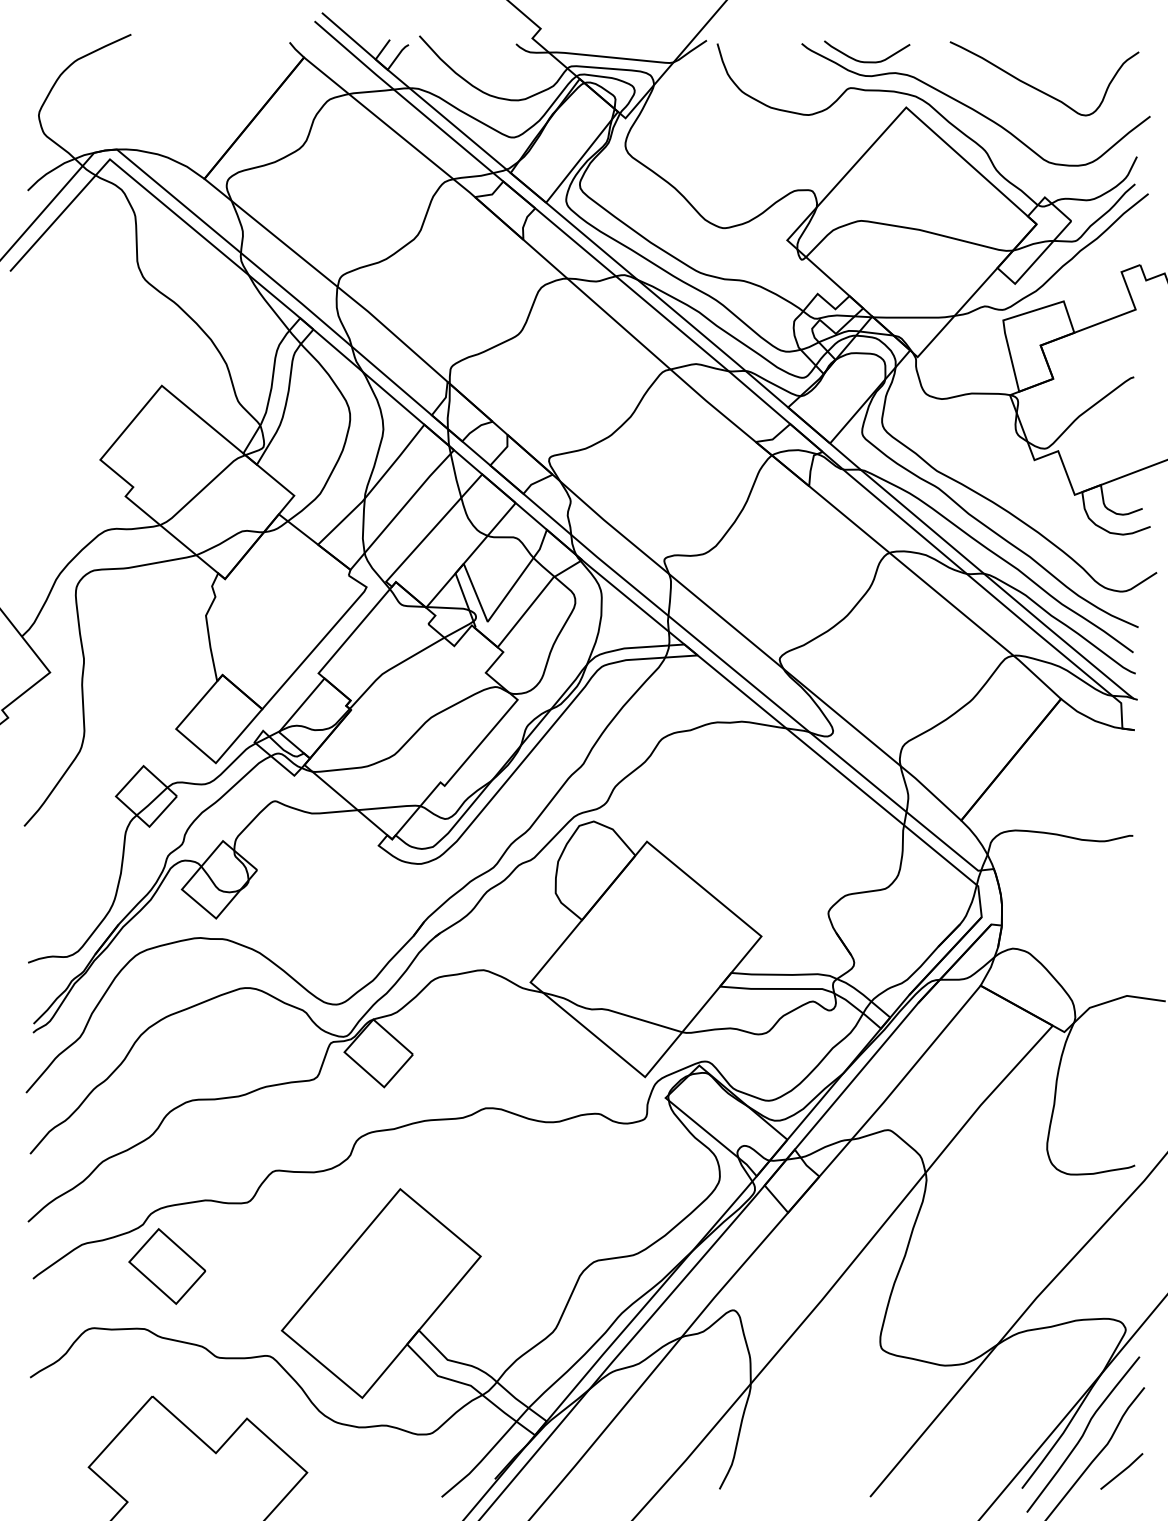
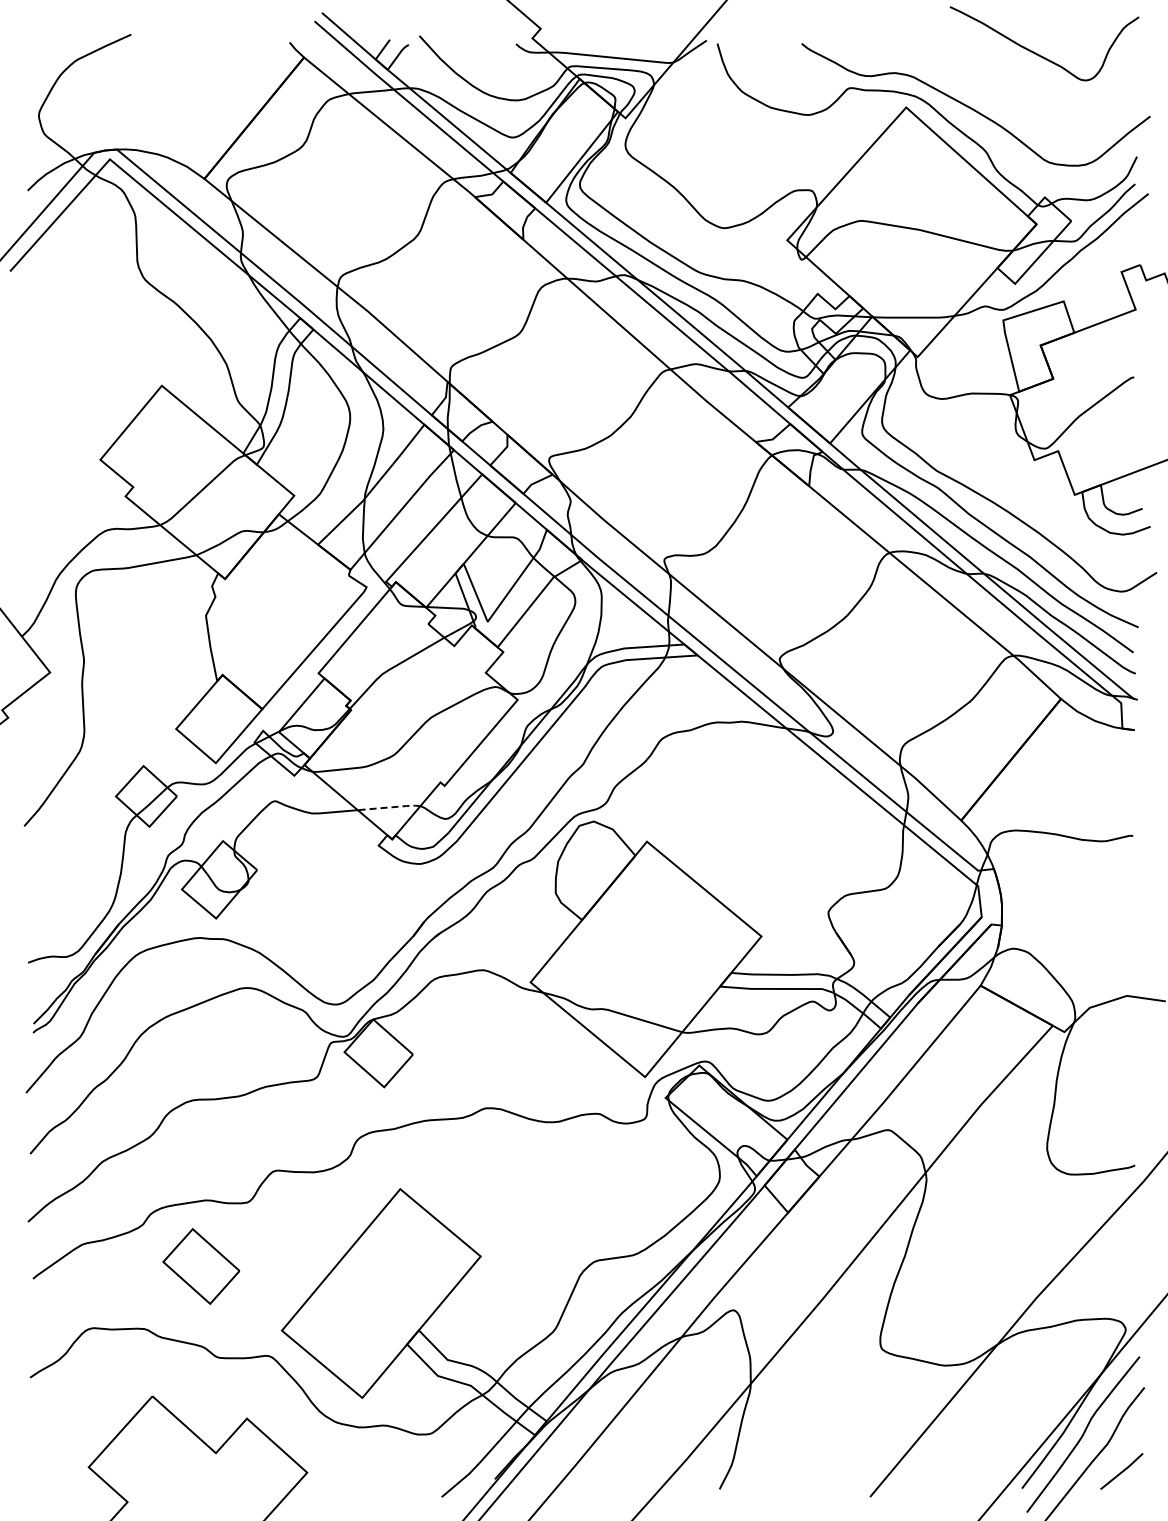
curve: present -> none (867, 61)
curve position: (1039, 89) -> (1039, 54) (1039, 54)
line: solid -> dashed (390, 807)
part position: (167, 1266) -> (201, 1266) (201, 1266)
